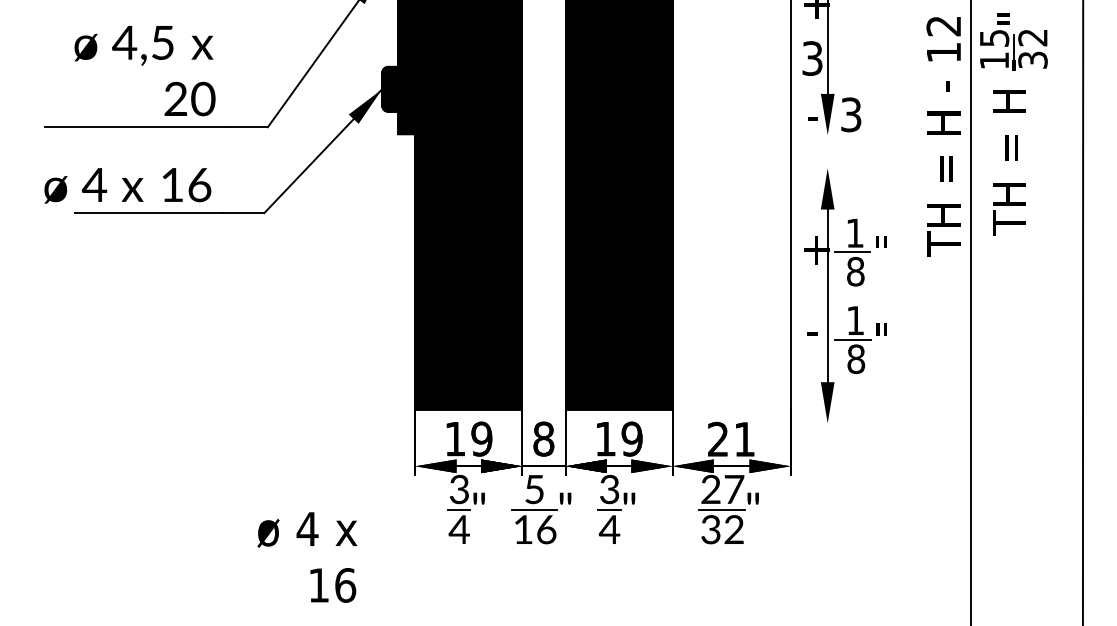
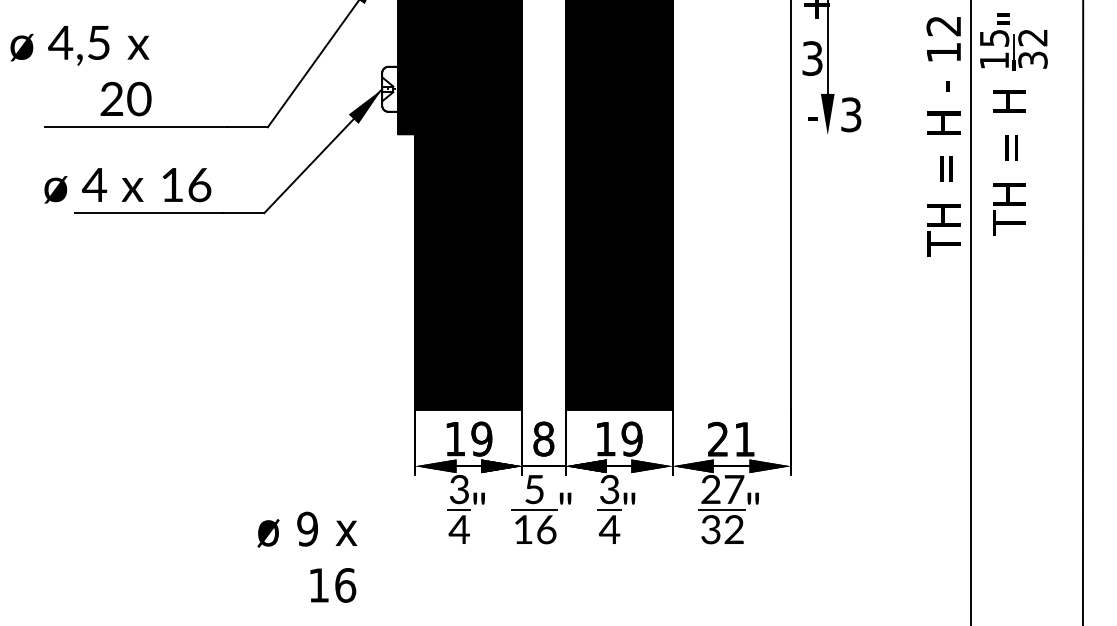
text position: (144, 71) -> (80, 71) (80, 71)
fill: present -> none (390, 88)
part: present -> none (850, 285)
text: 4 -> 9 (307, 528)
